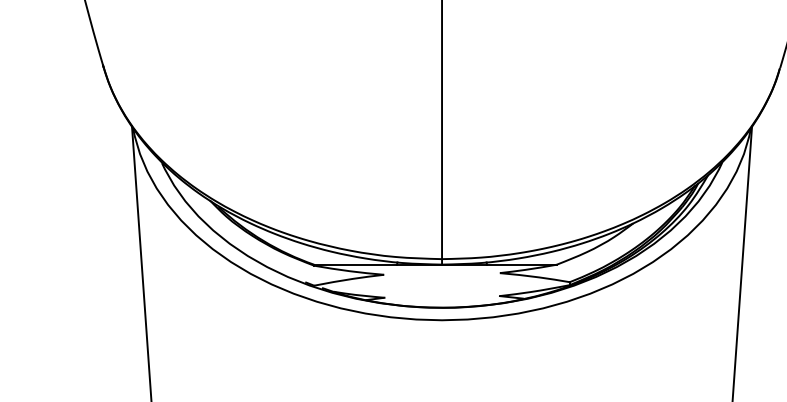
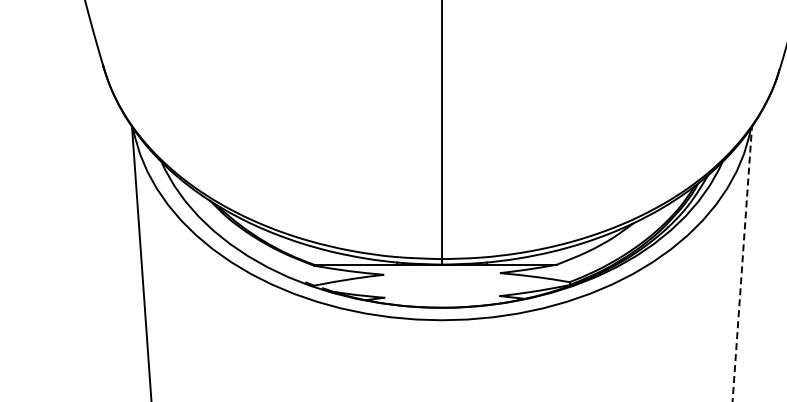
line: solid -> dashed (742, 263)
